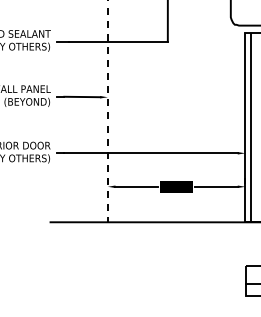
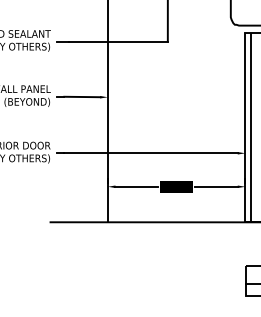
line: dashed -> solid (107, 111)
